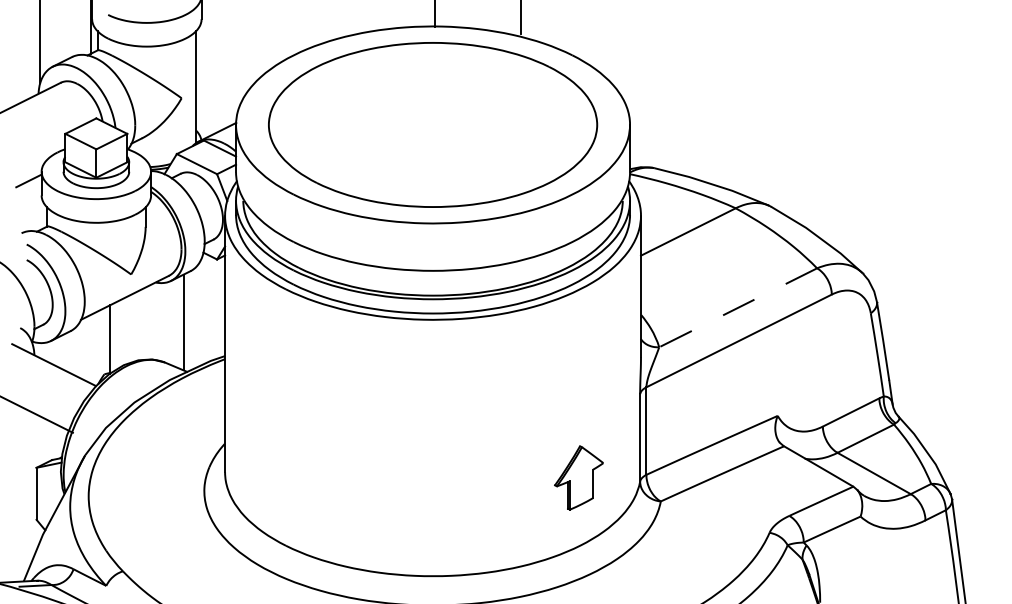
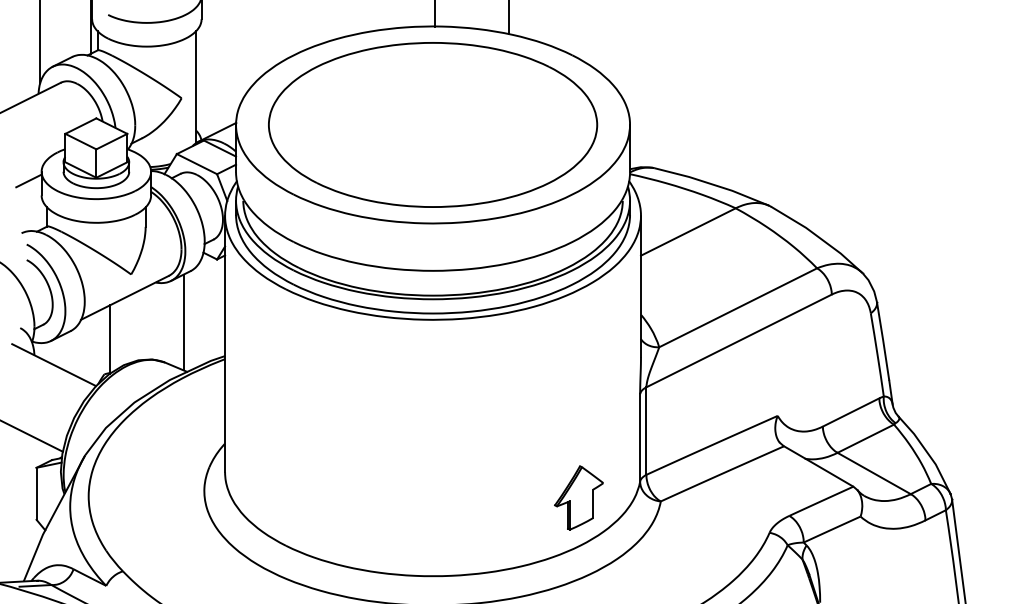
line position: (520, 18) -> (508, 18) (508, 18)
line: dashed -> solid (737, 308)
line position: (37, 414) -> (32, 436) (32, 436)
part position: (578, 477) -> (578, 497) (578, 497)
